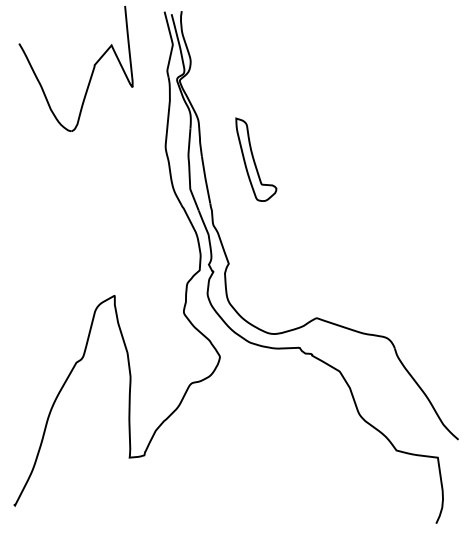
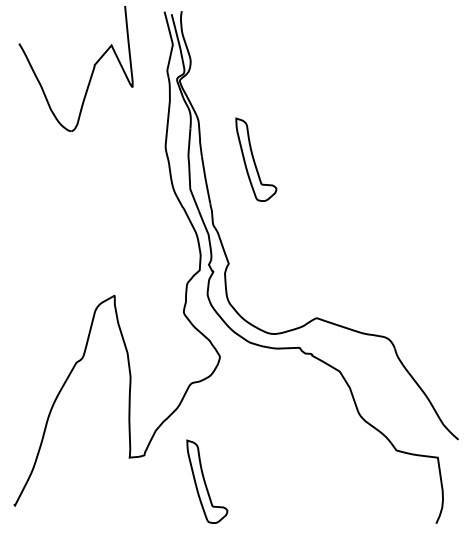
part: none -> present (207, 481)
